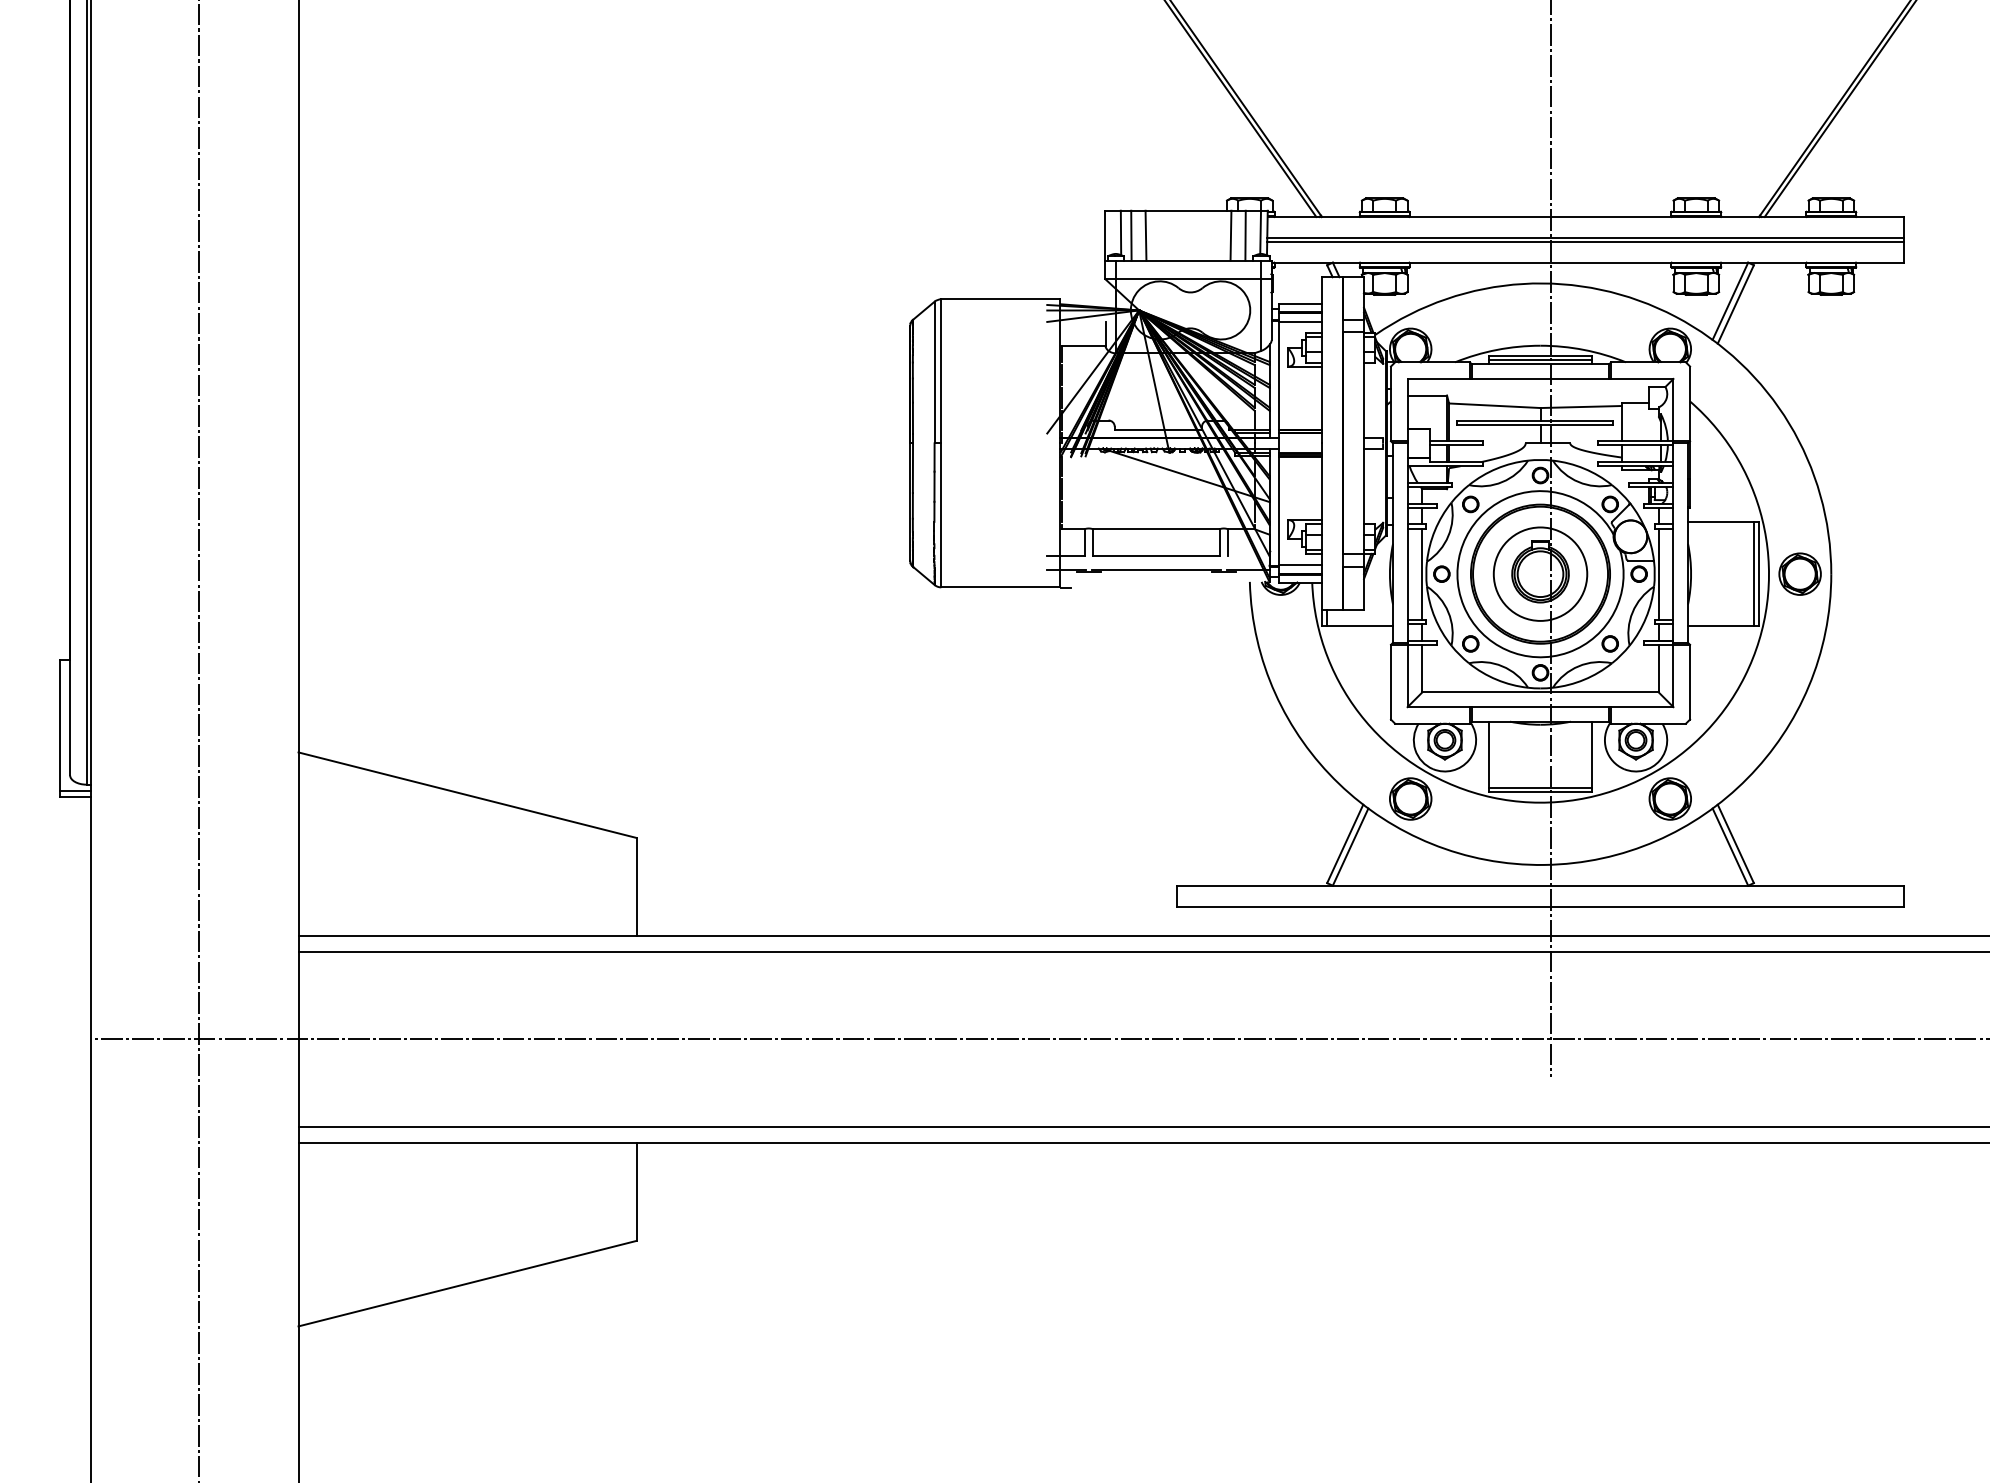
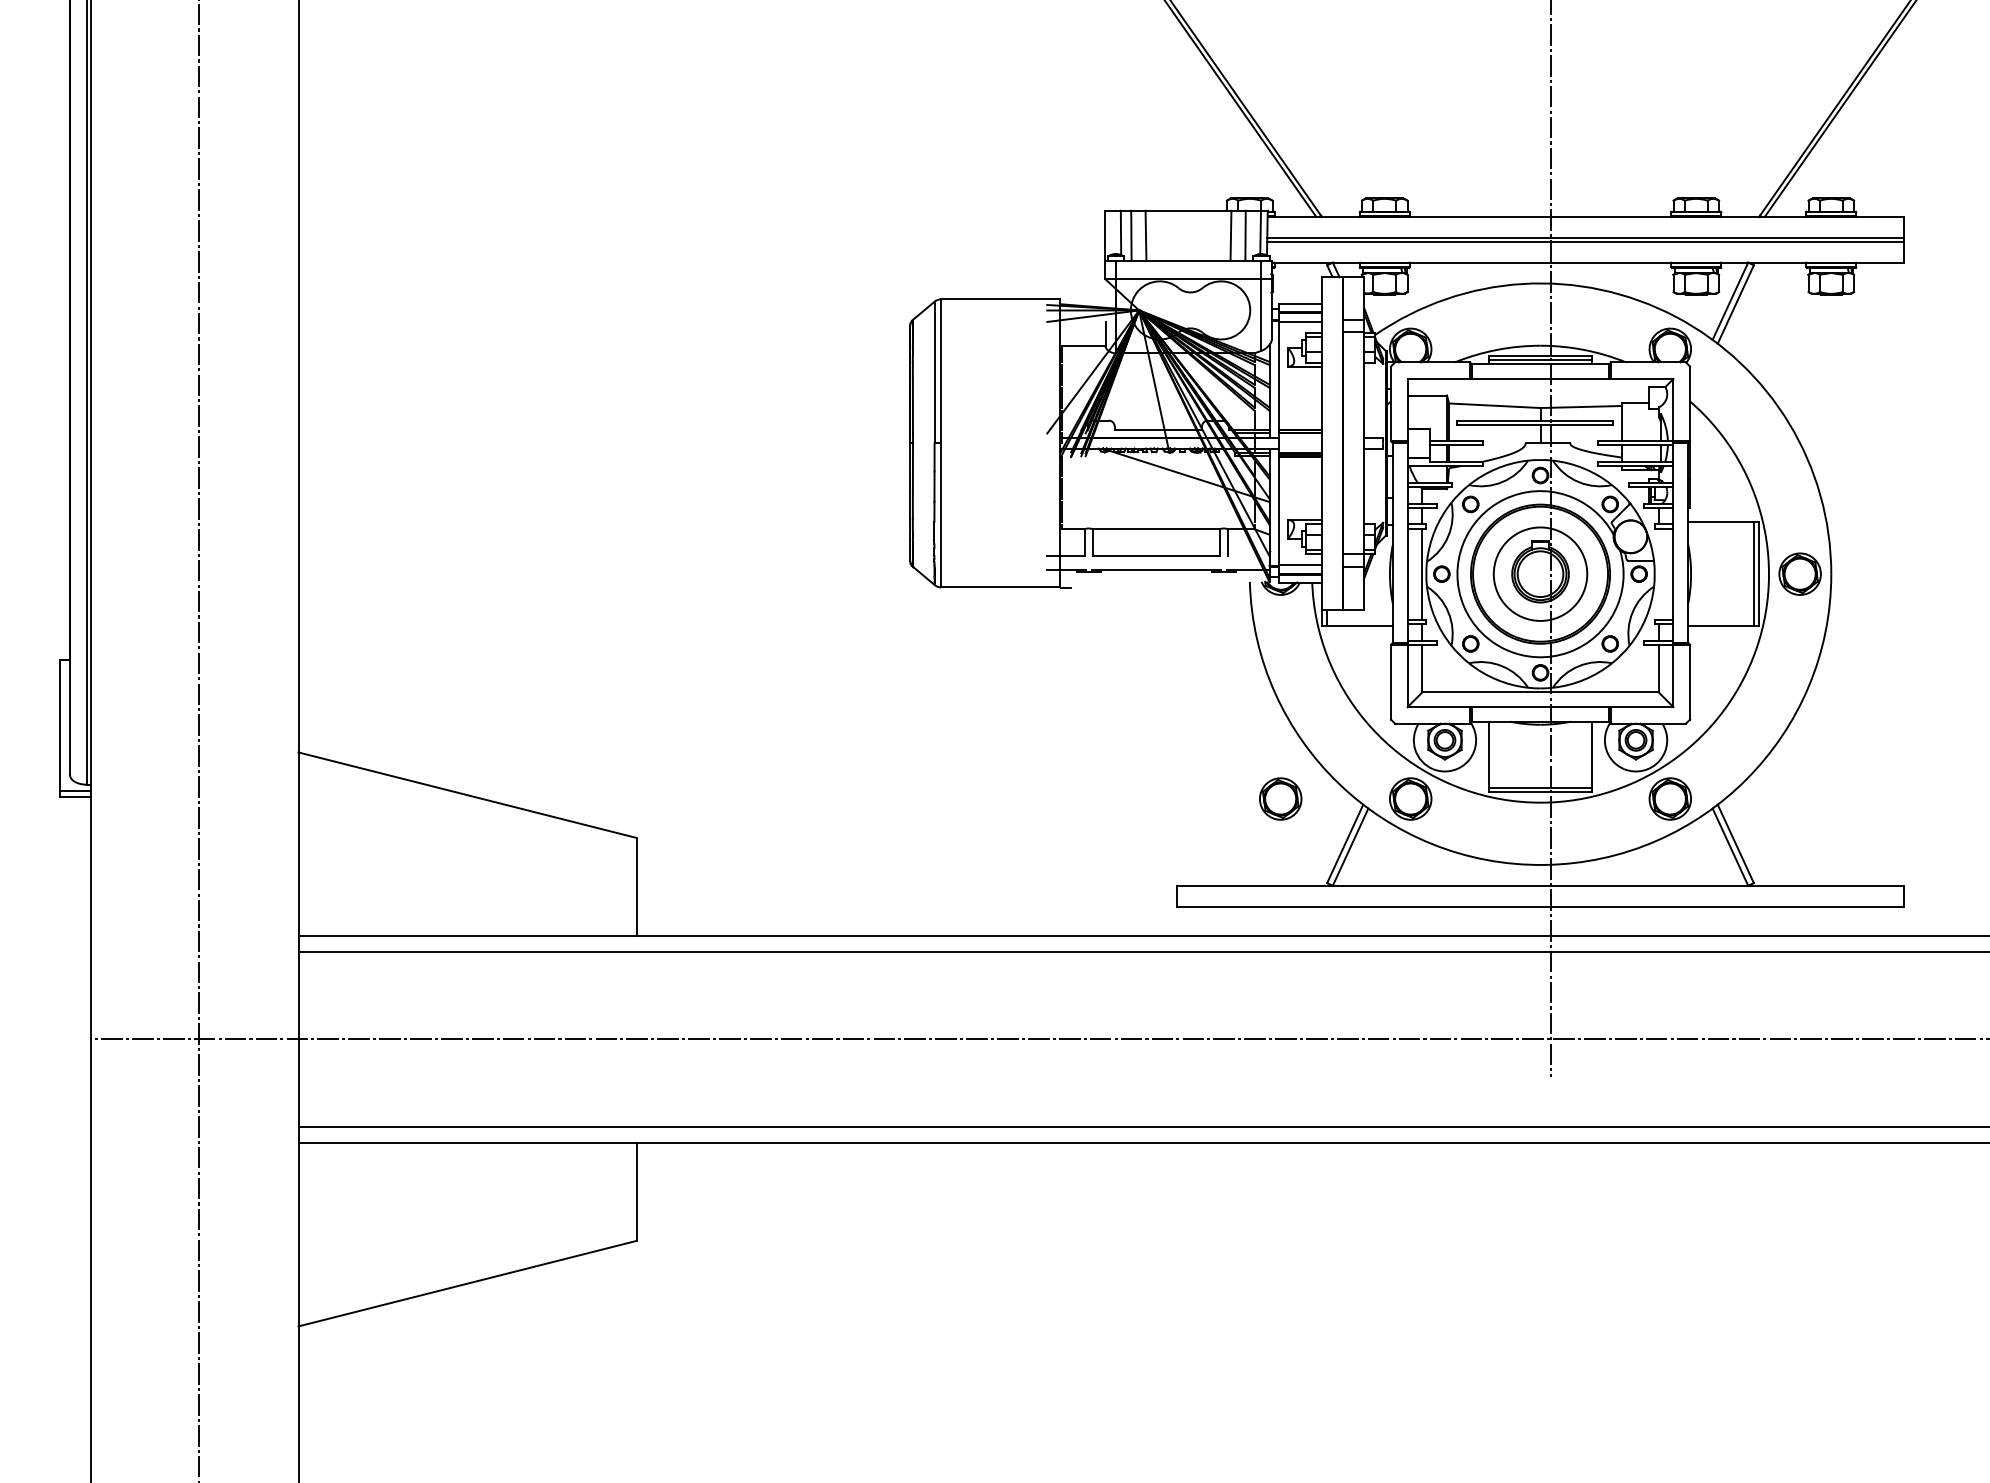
line: present -> none (1658, 573)
part: none -> present (1280, 798)
